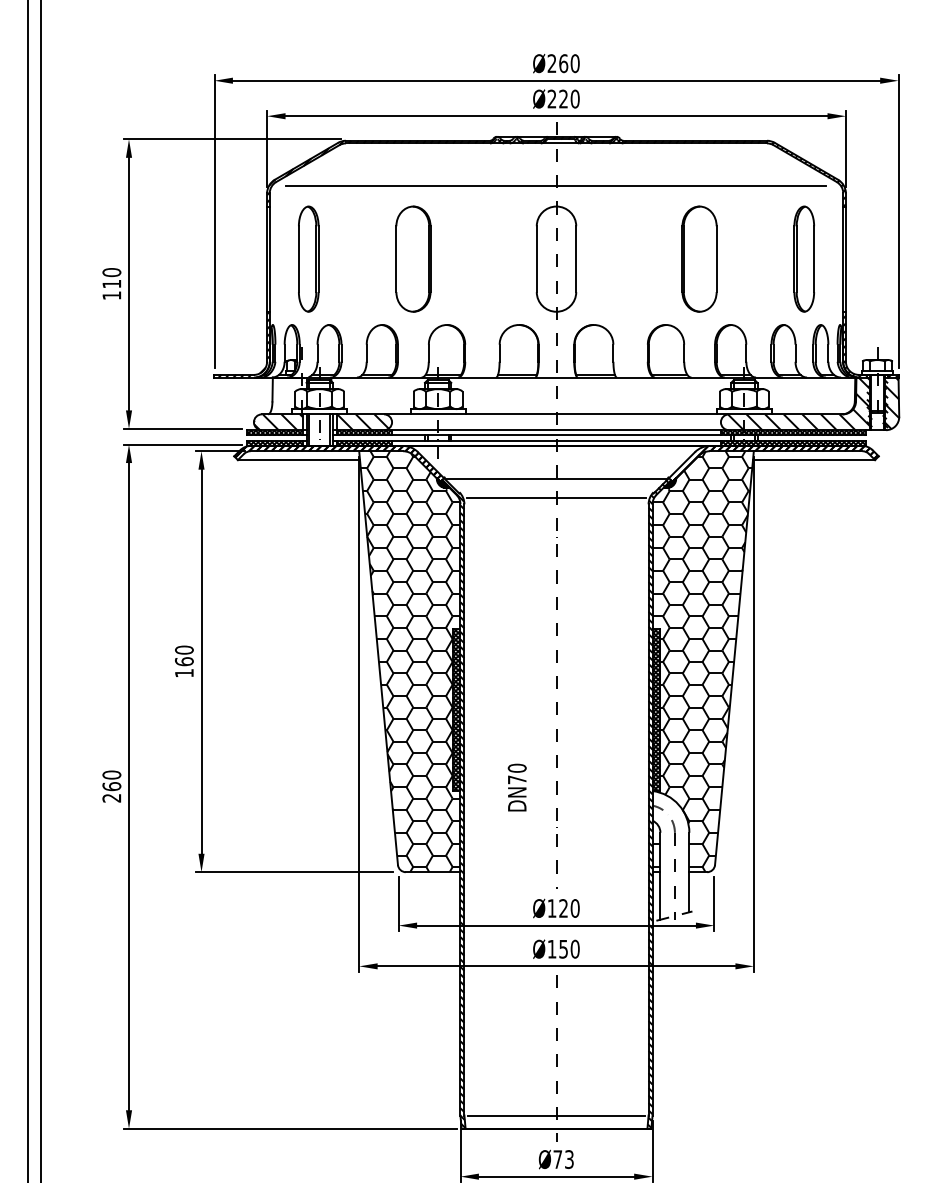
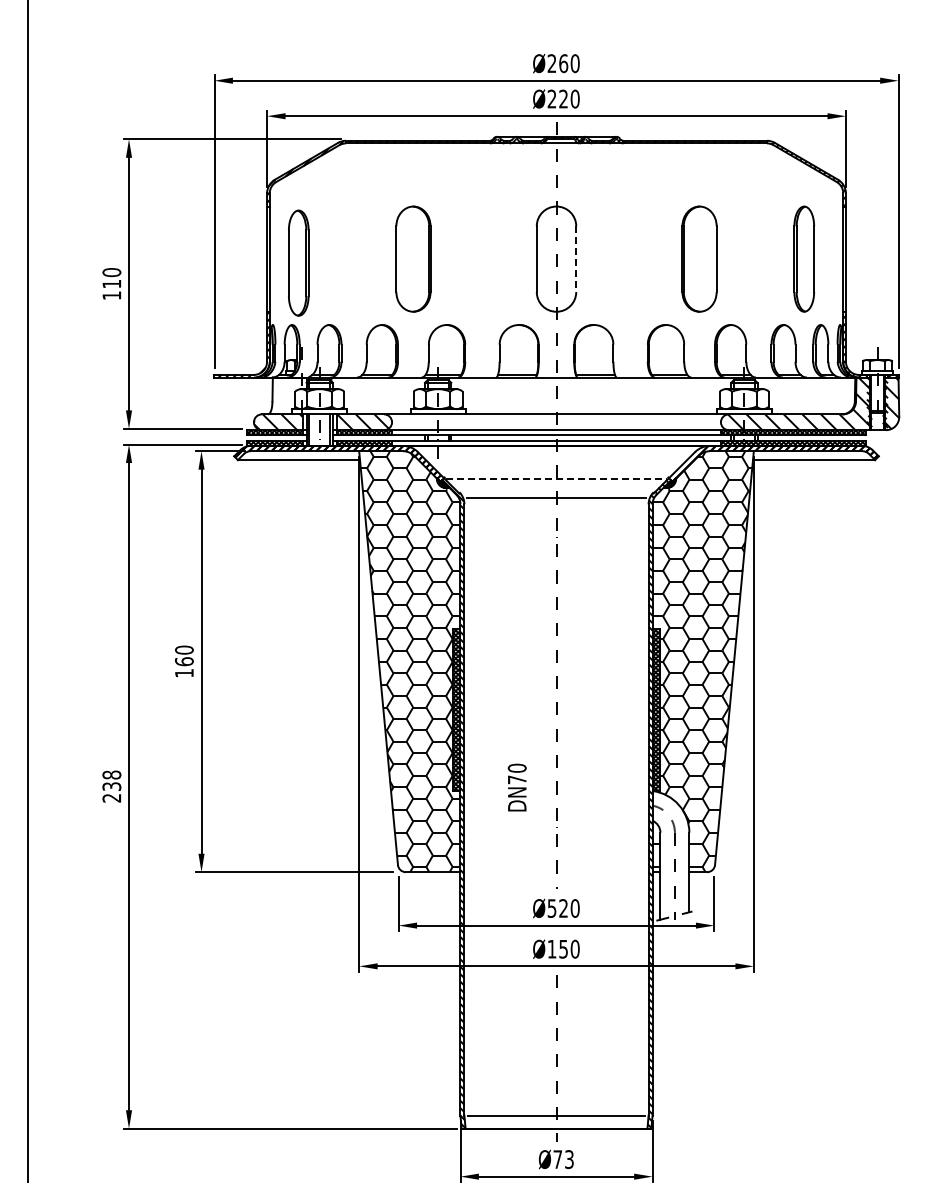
line: present -> none (555, 185)
part position: (308, 258) -> (298, 262) (298, 262)
line: solid -> dashed (576, 259)
line: solid -> dashed (556, 478)
line: present -> none (40, 590)
text: 260 -> 238 (111, 780)
text: Ø120 -> Ø520 (551, 908)
